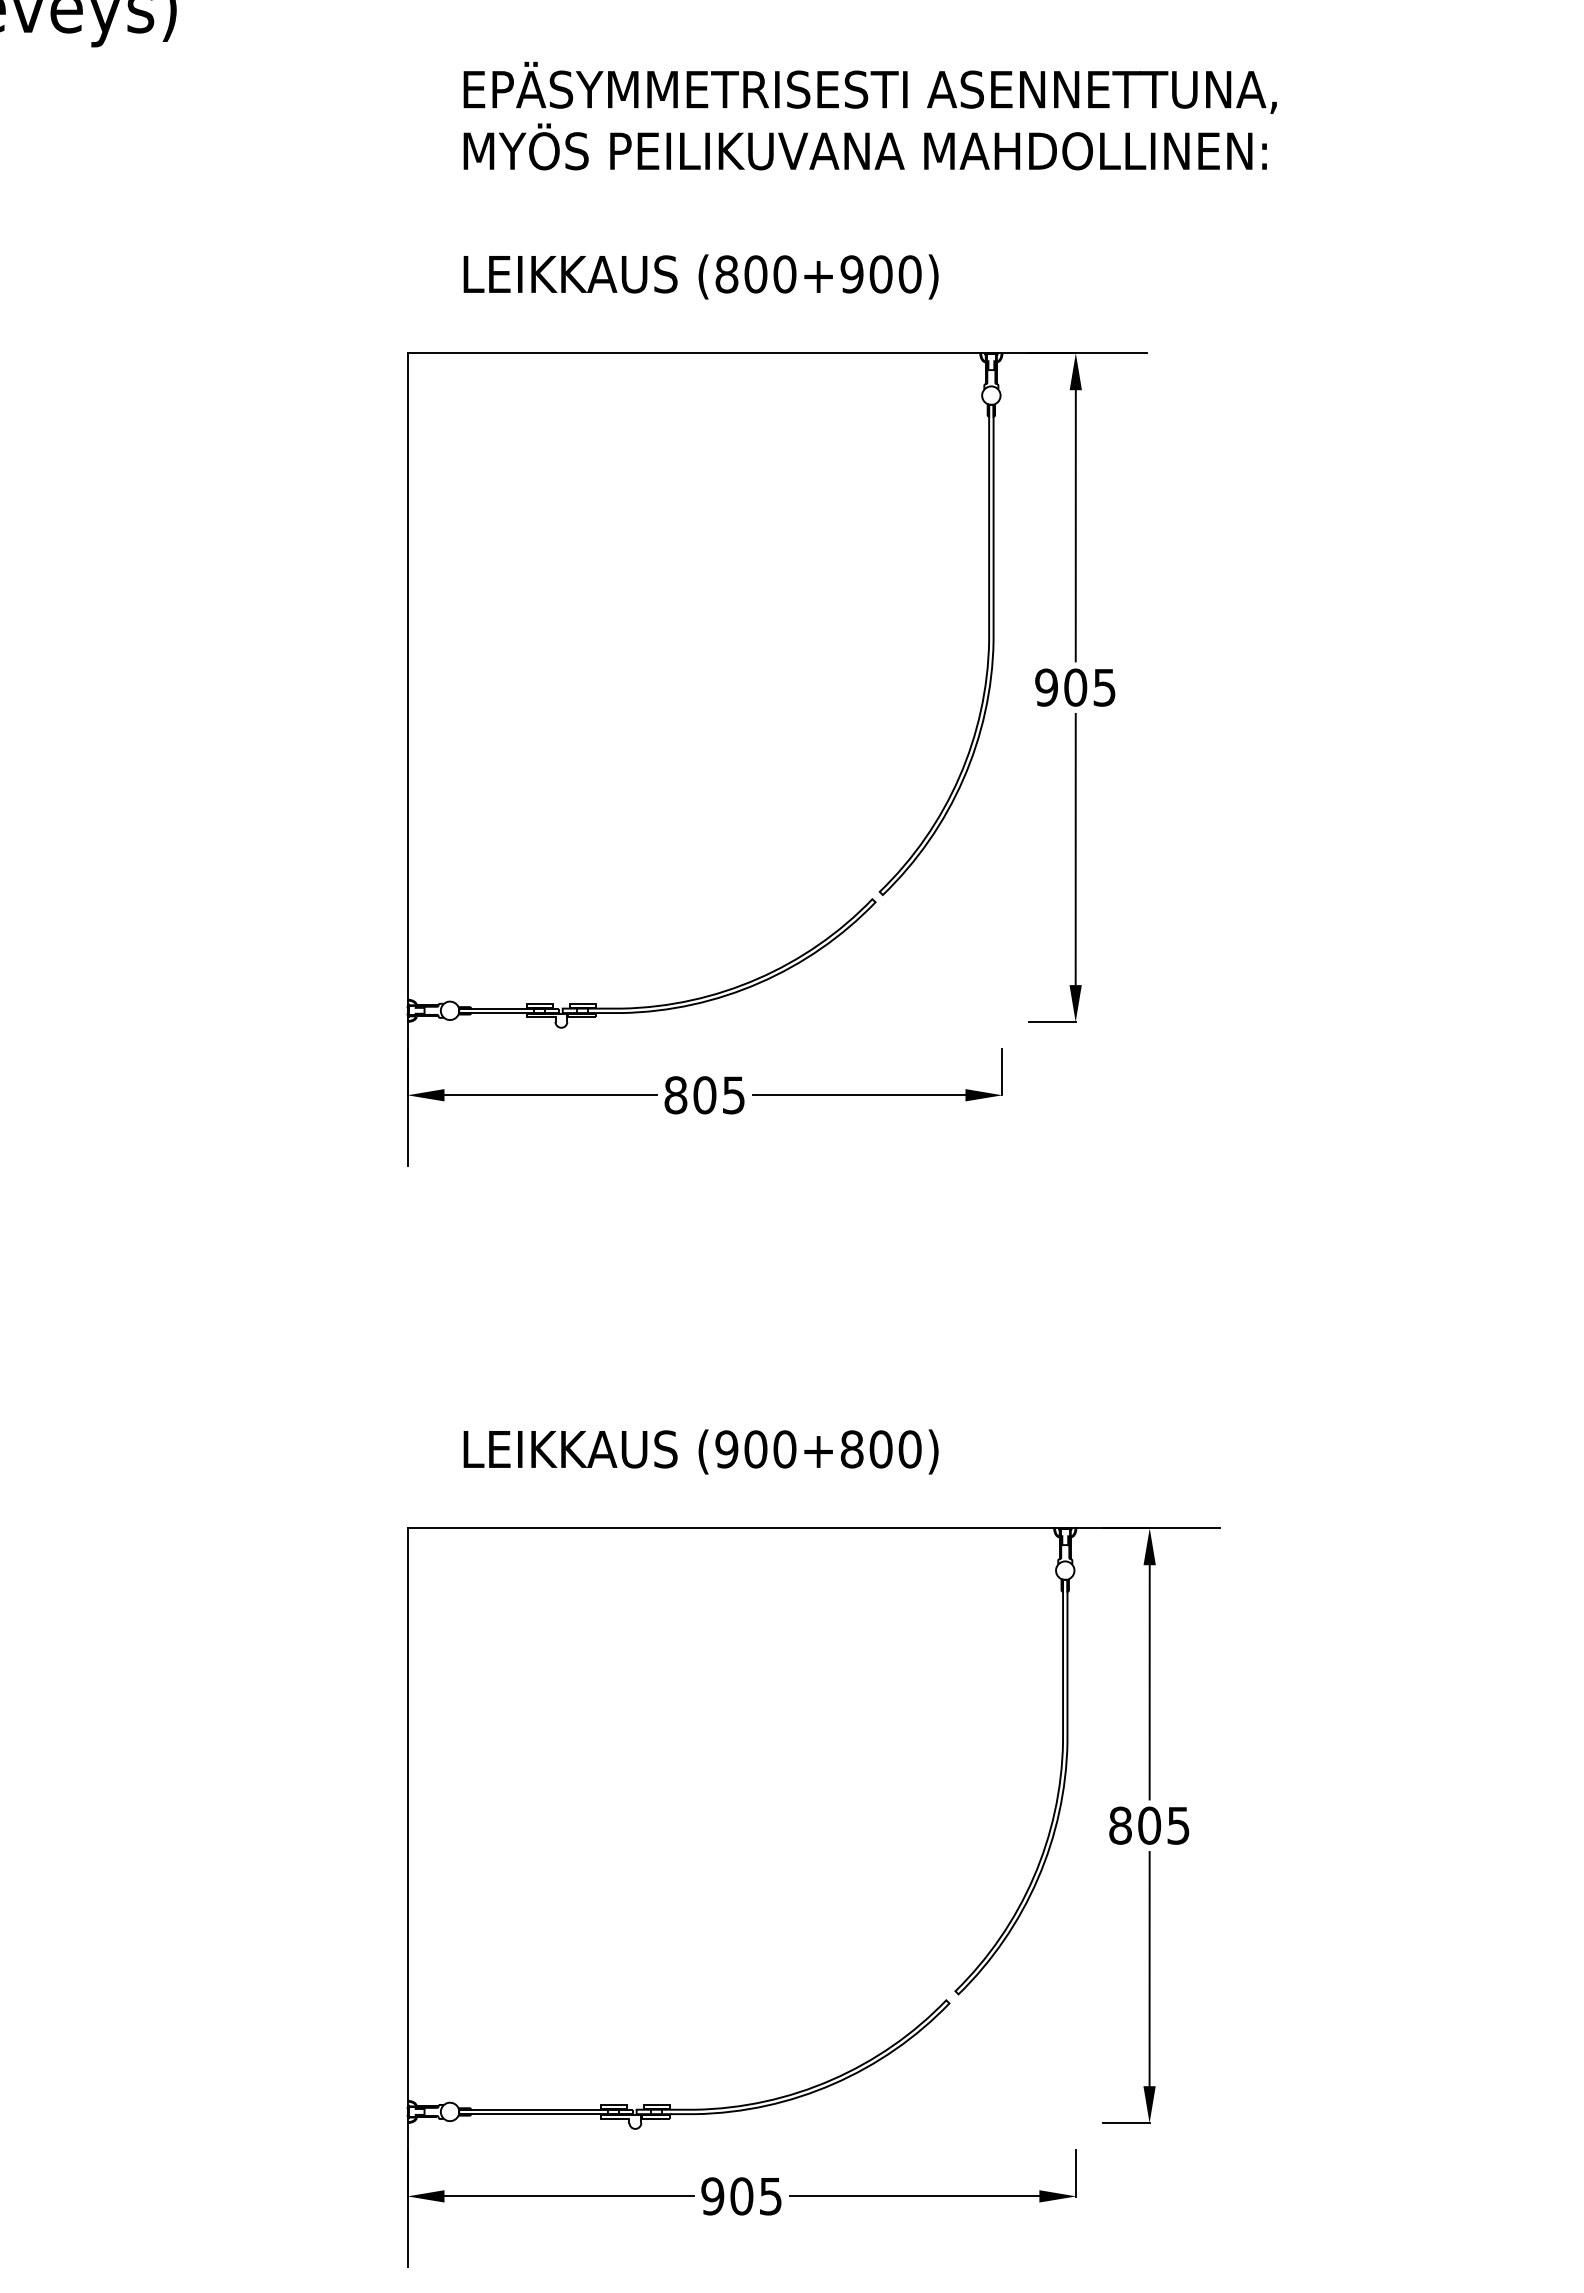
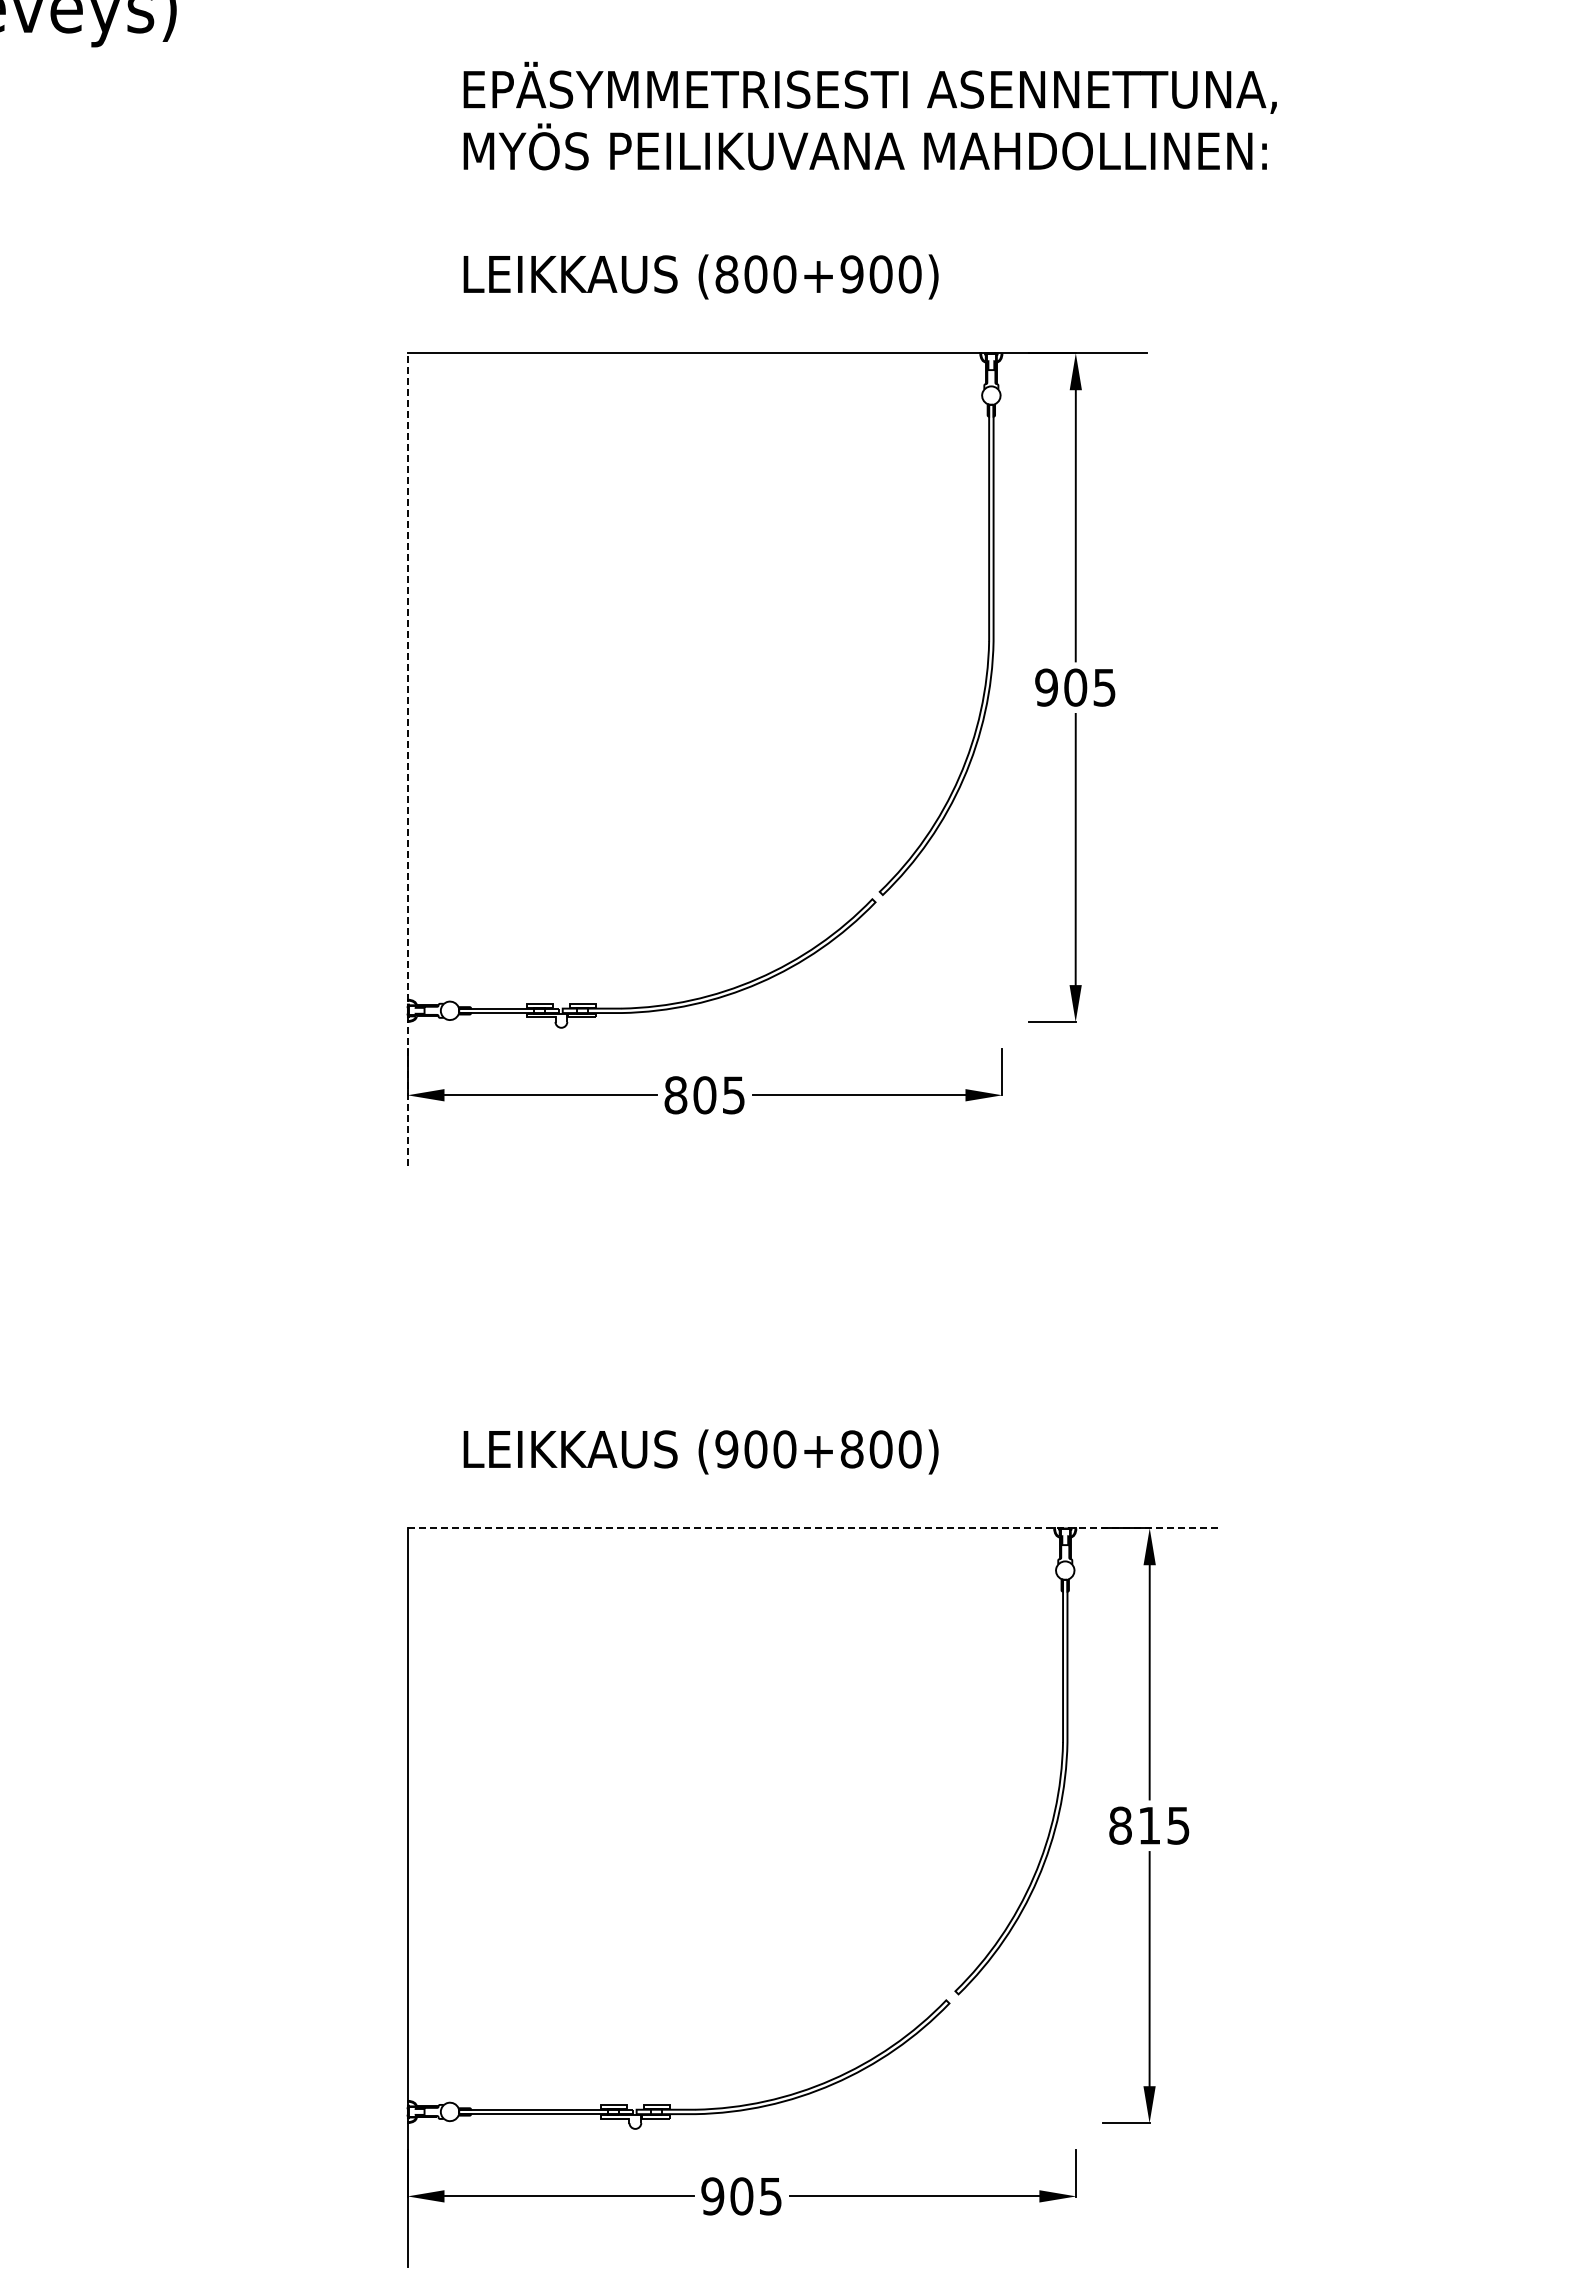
line: solid -> dashed (407, 759)
line: solid -> dashed (814, 1528)
text: 805 -> 815 (1149, 1825)
